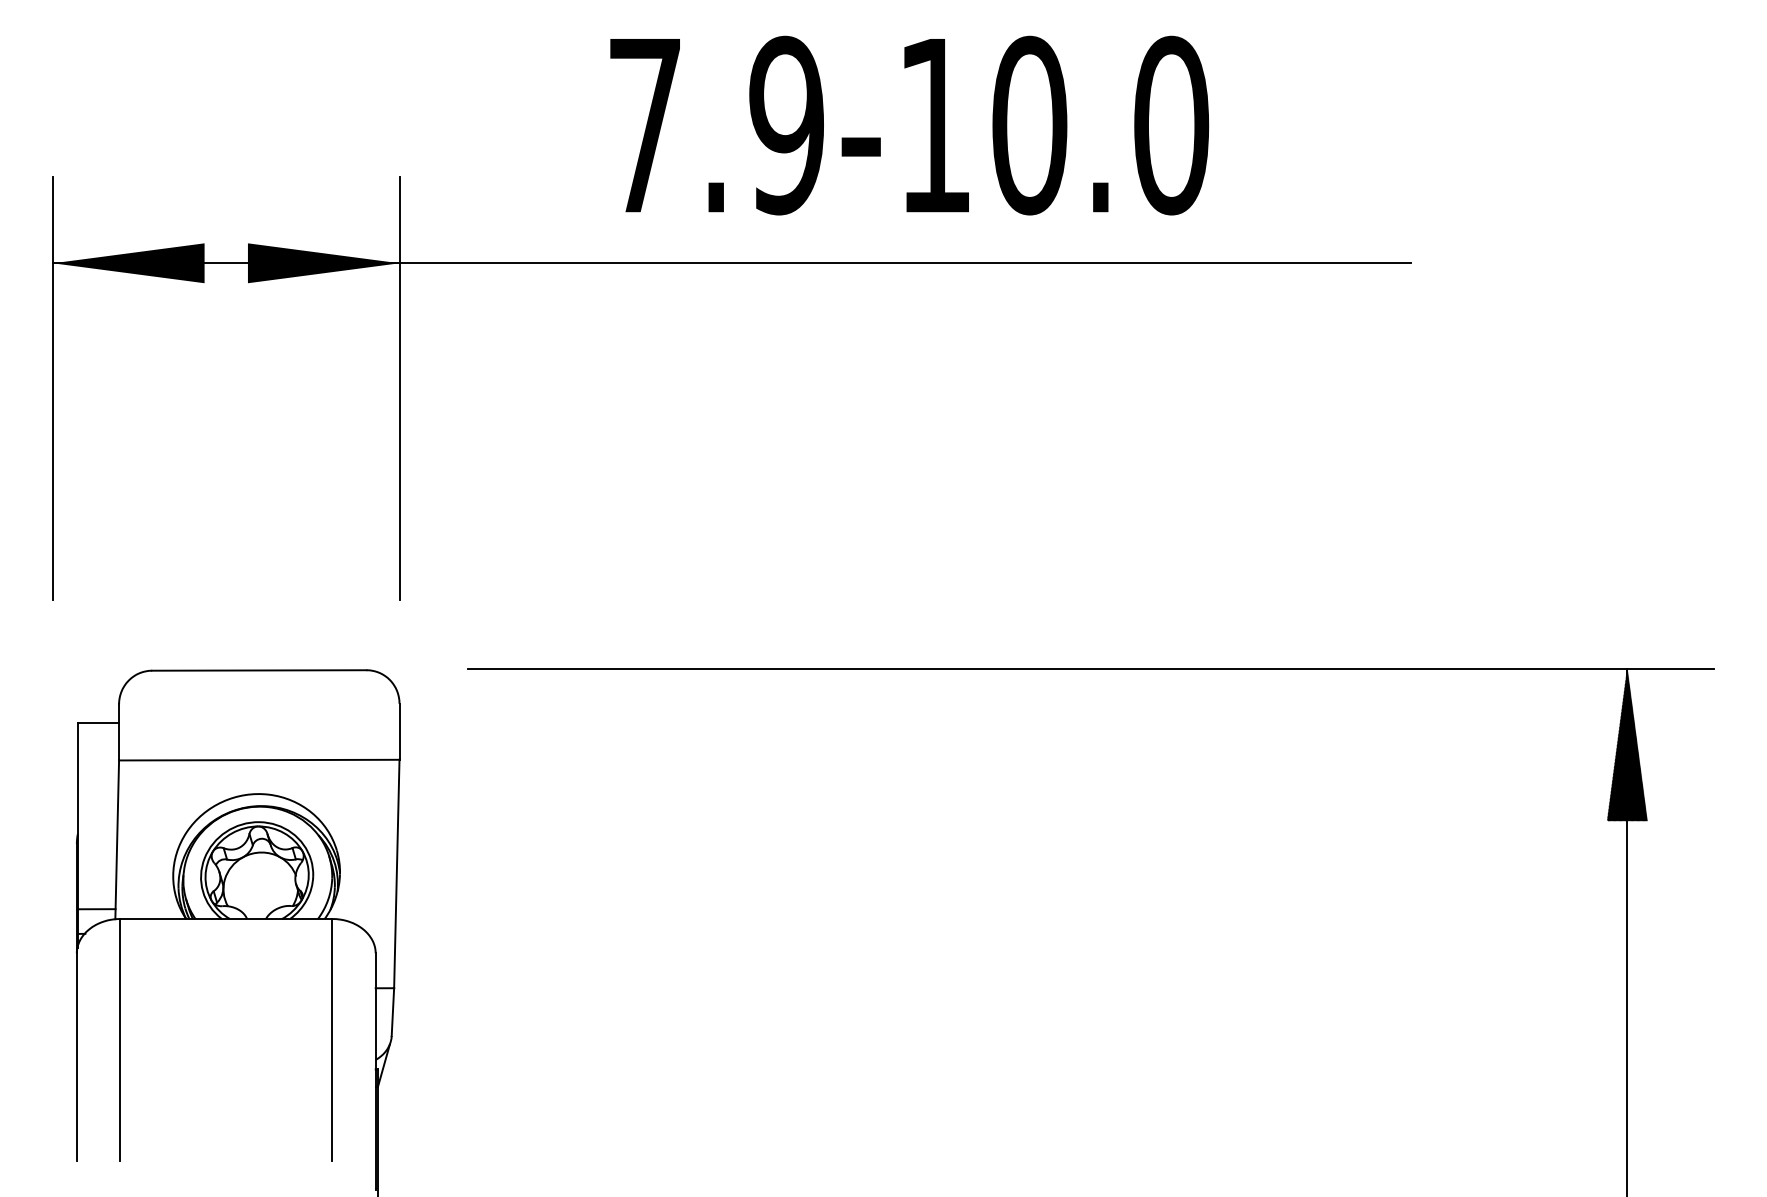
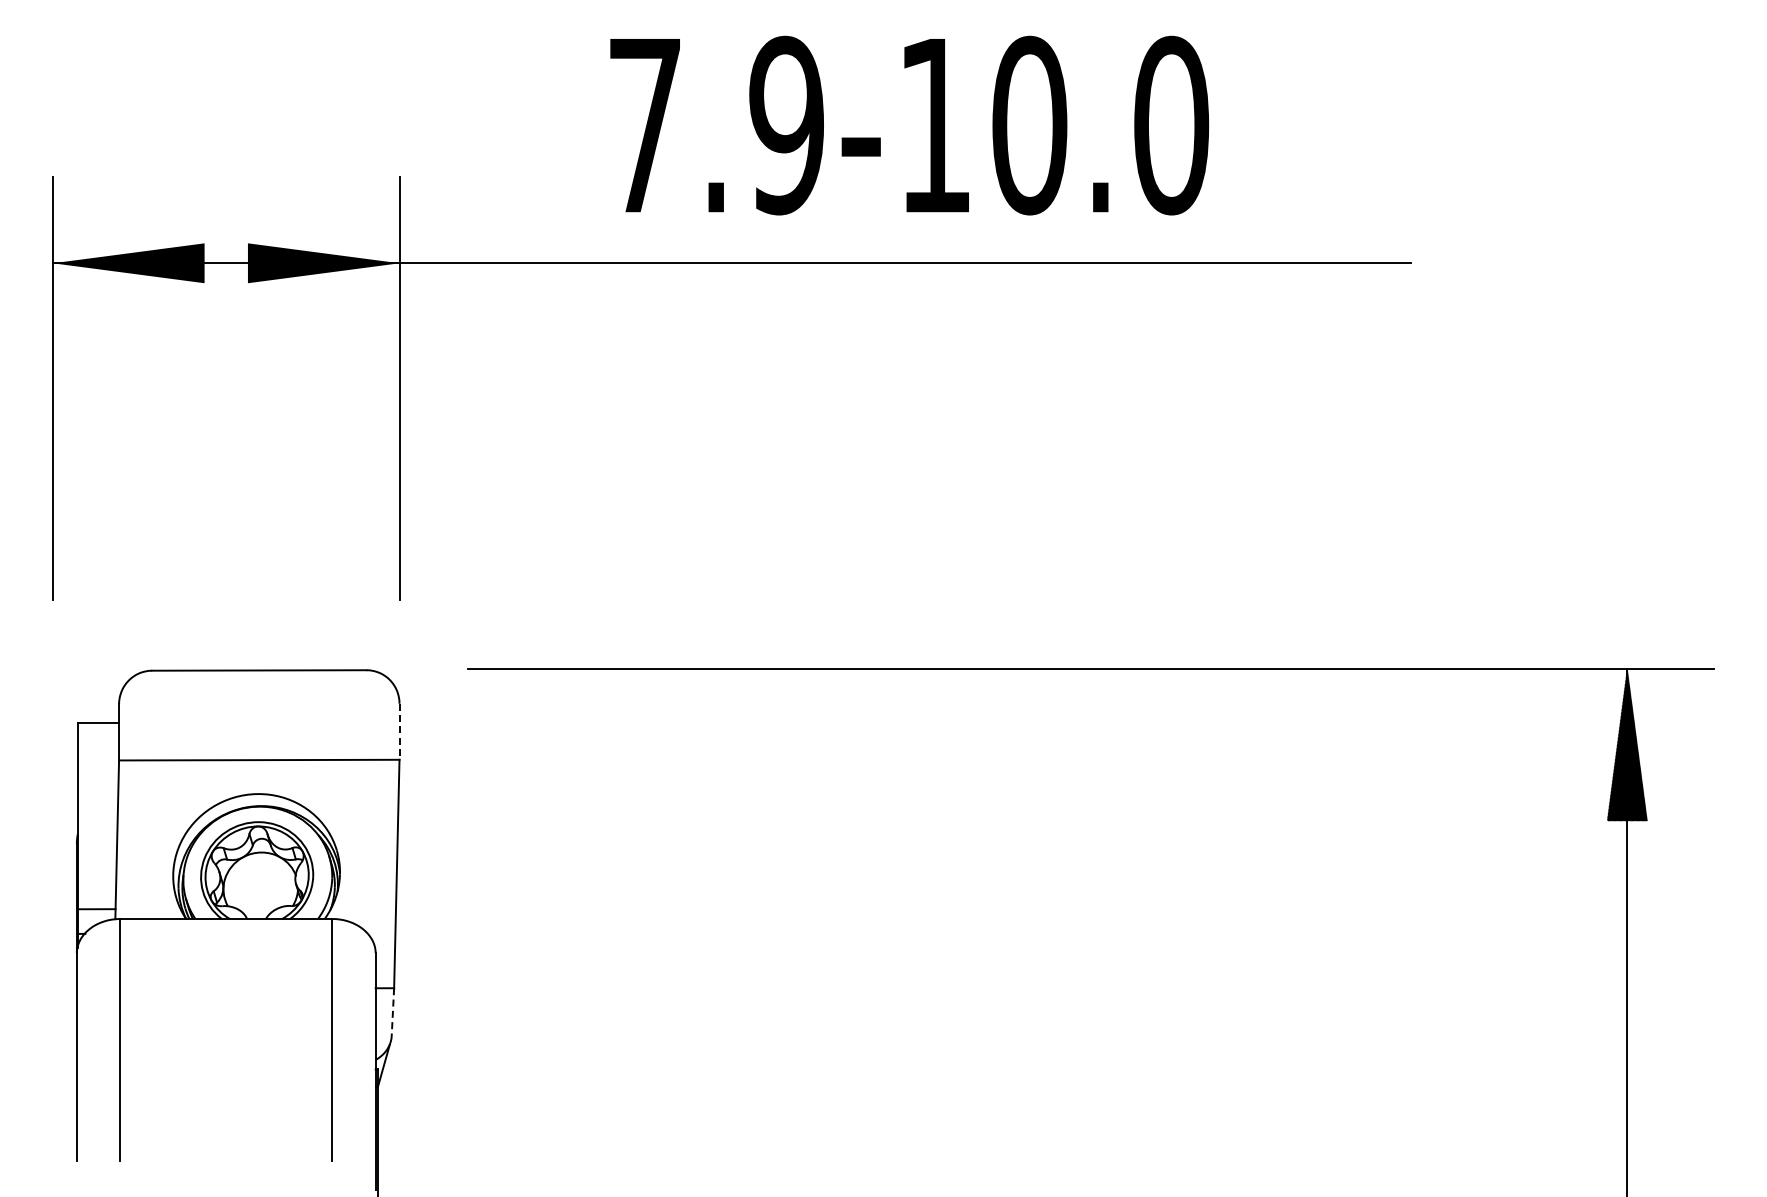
line: solid -> dashed (399, 732)
line: solid -> dashed (392, 1012)
